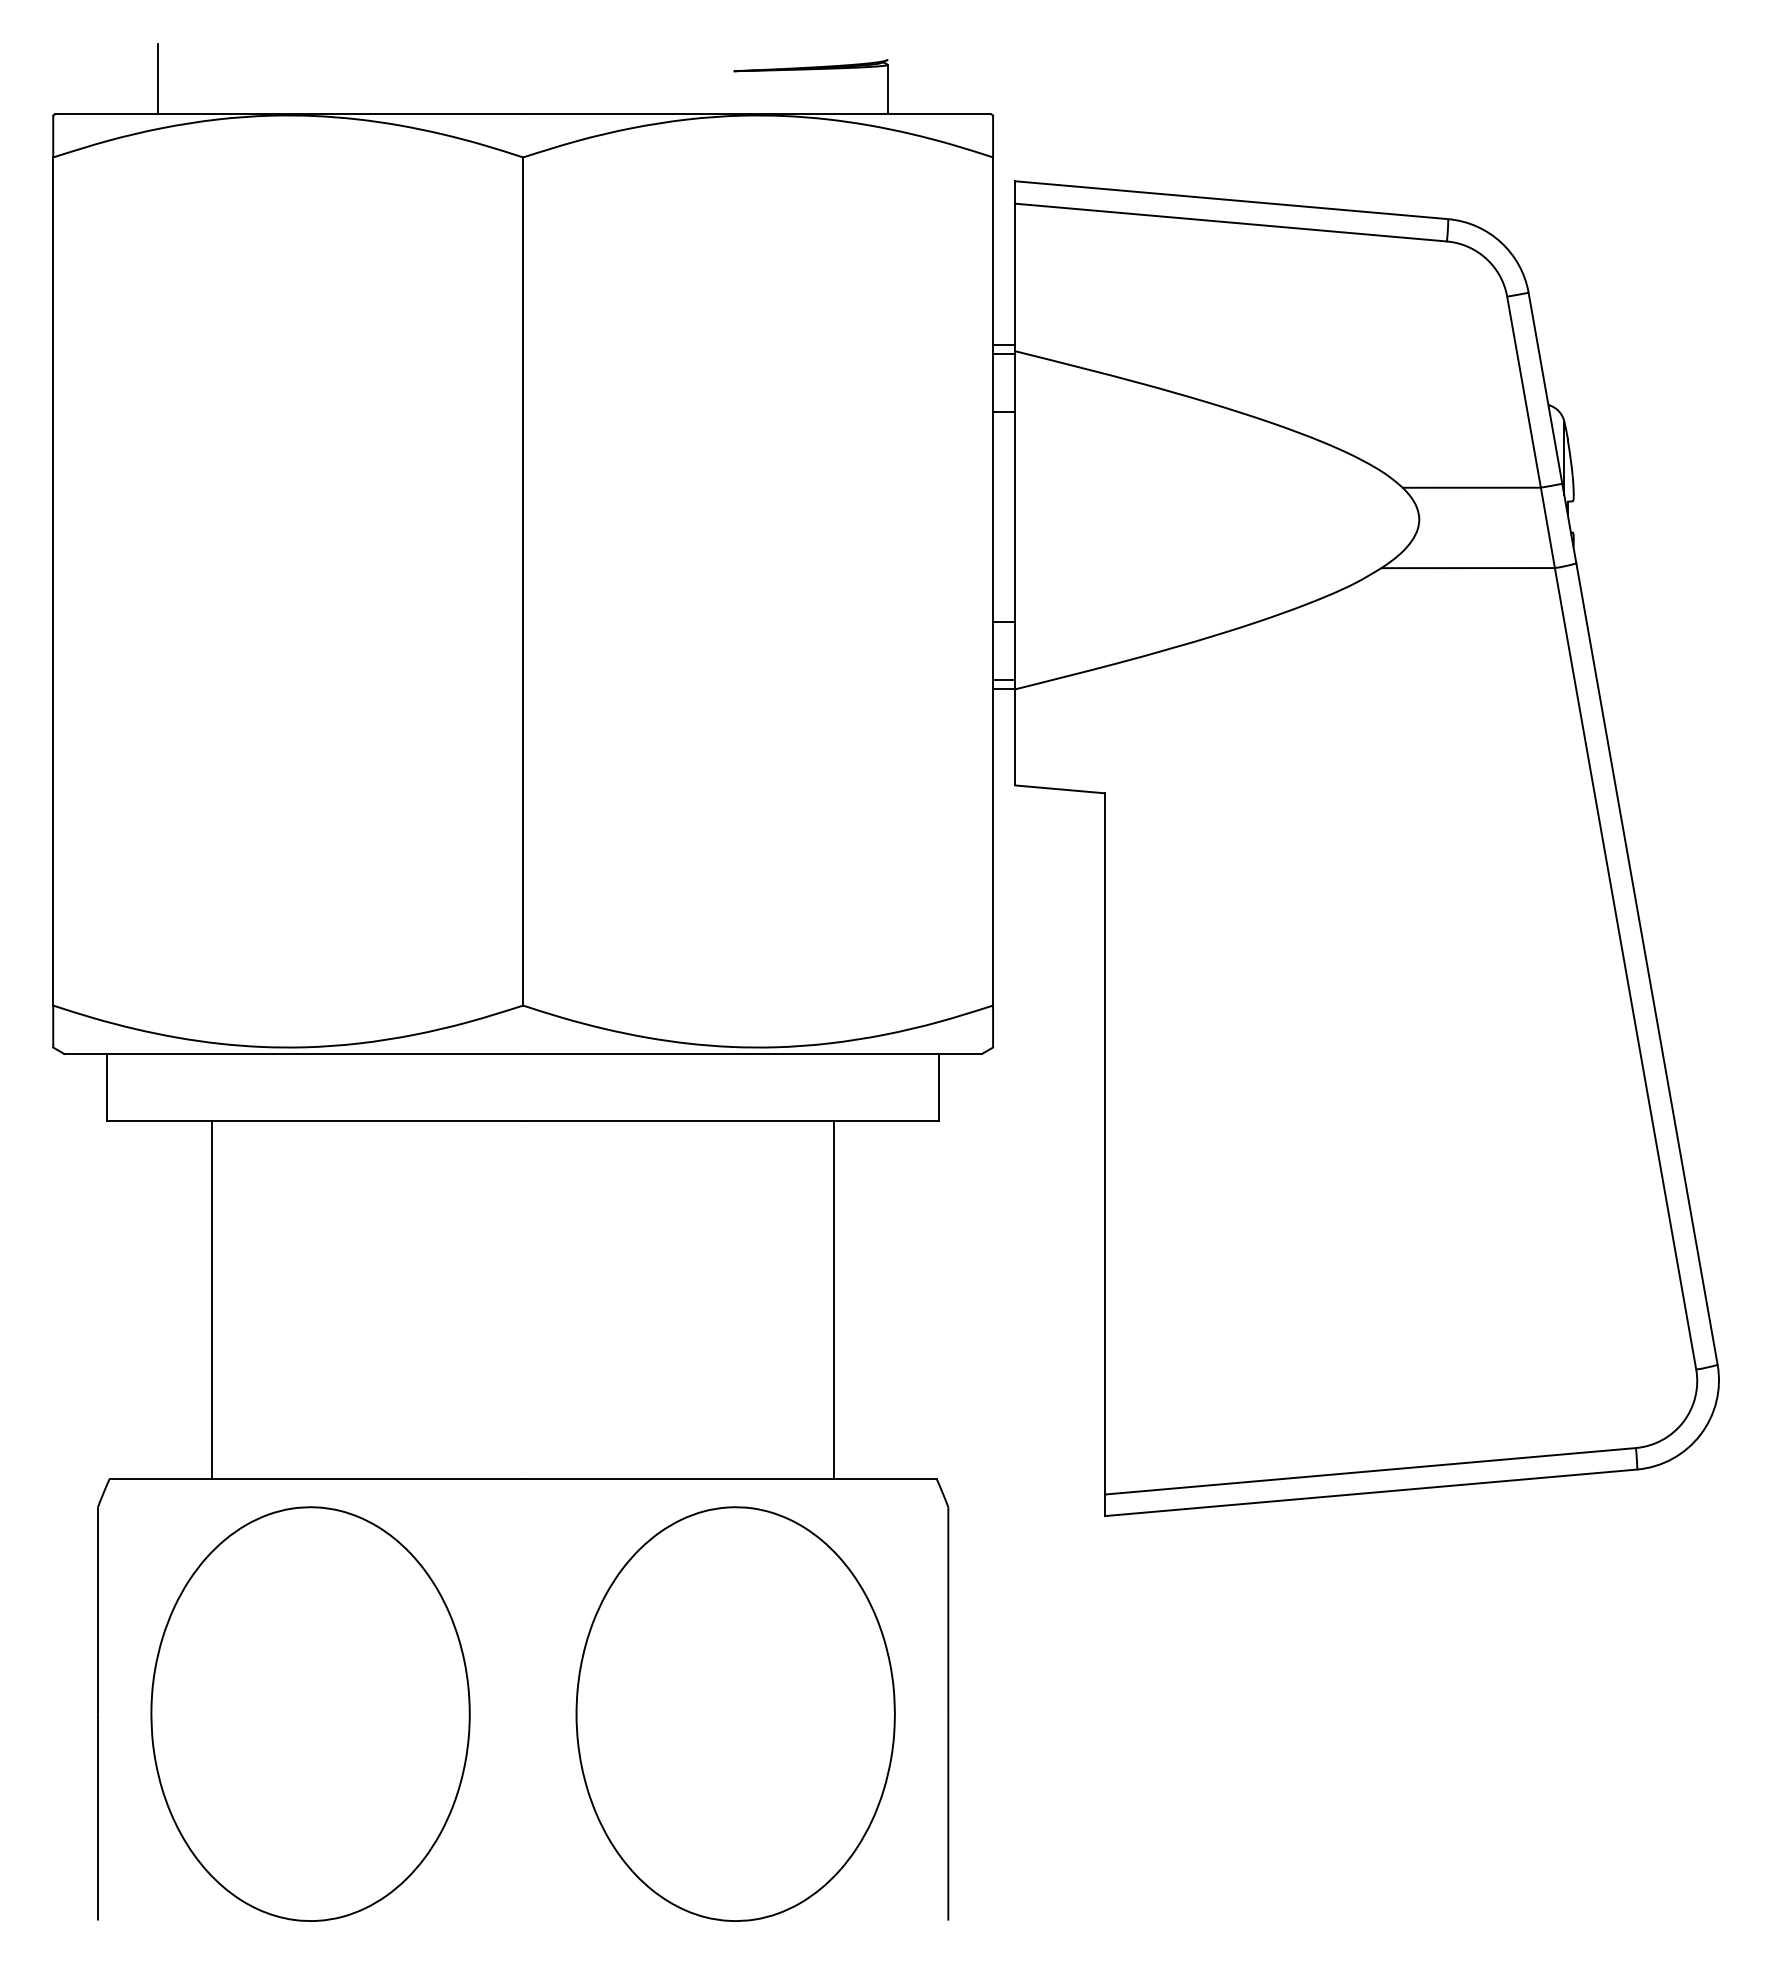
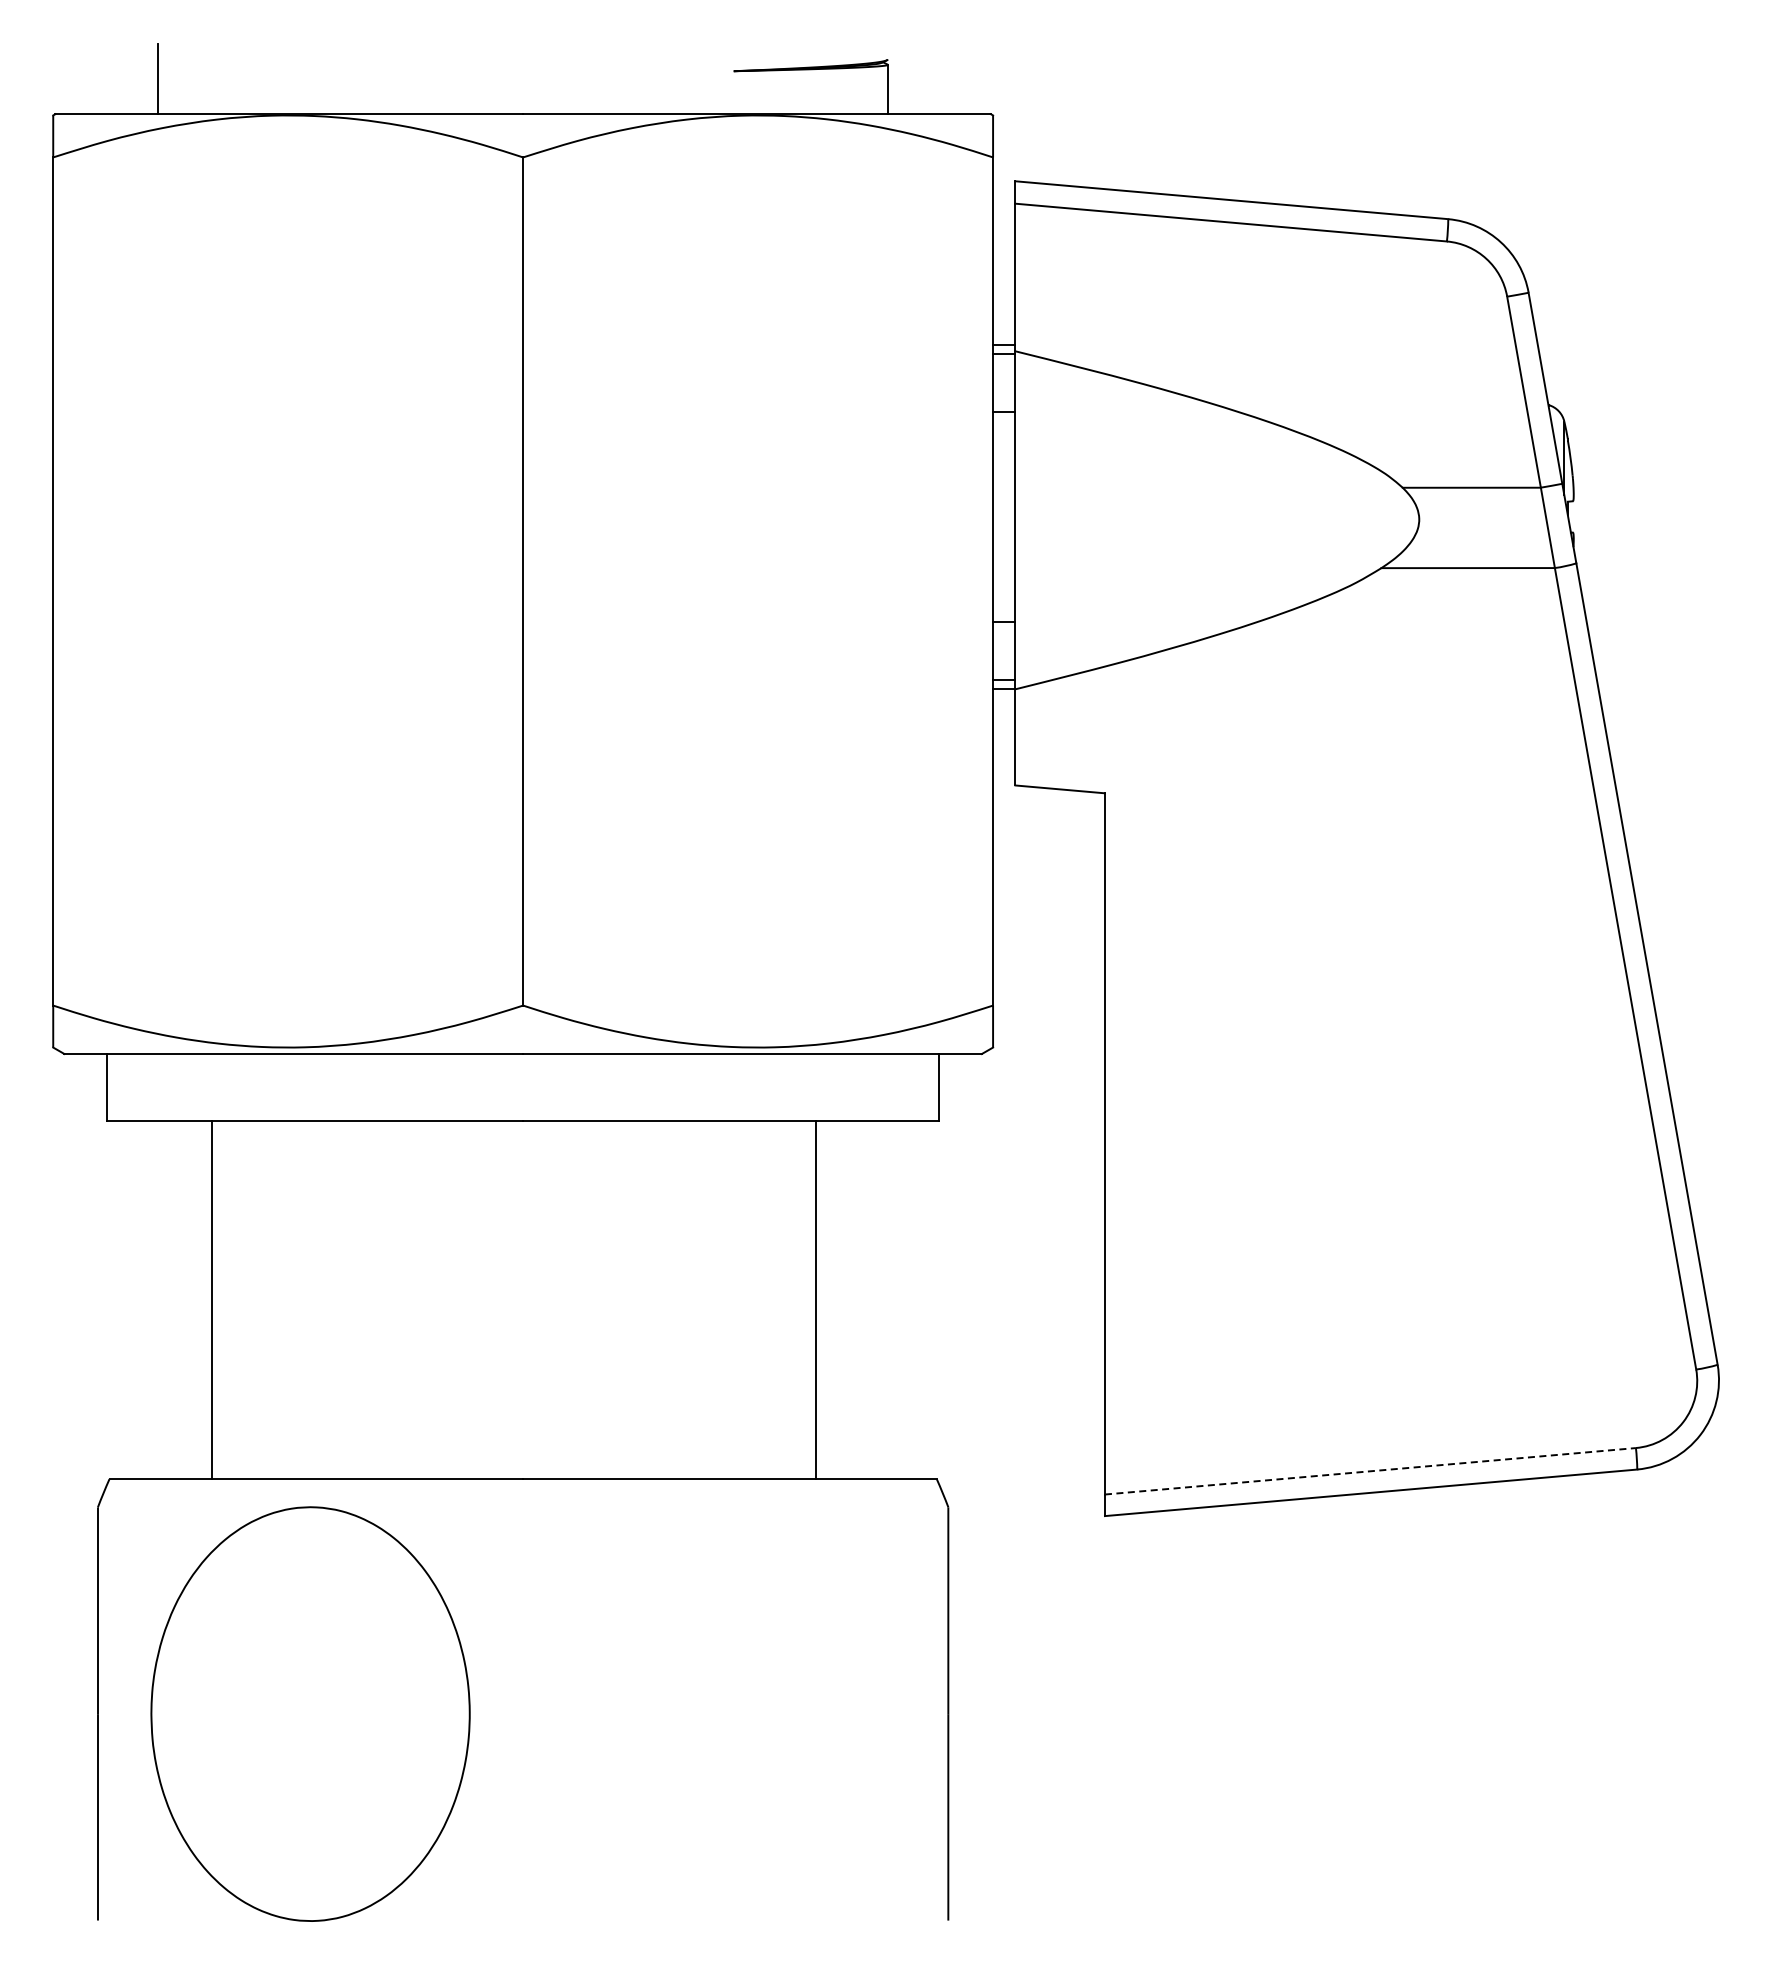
line position: (834, 1300) -> (816, 1300) (816, 1300)
line: solid -> dashed (1370, 1471)
part: present -> none (735, 1713)
